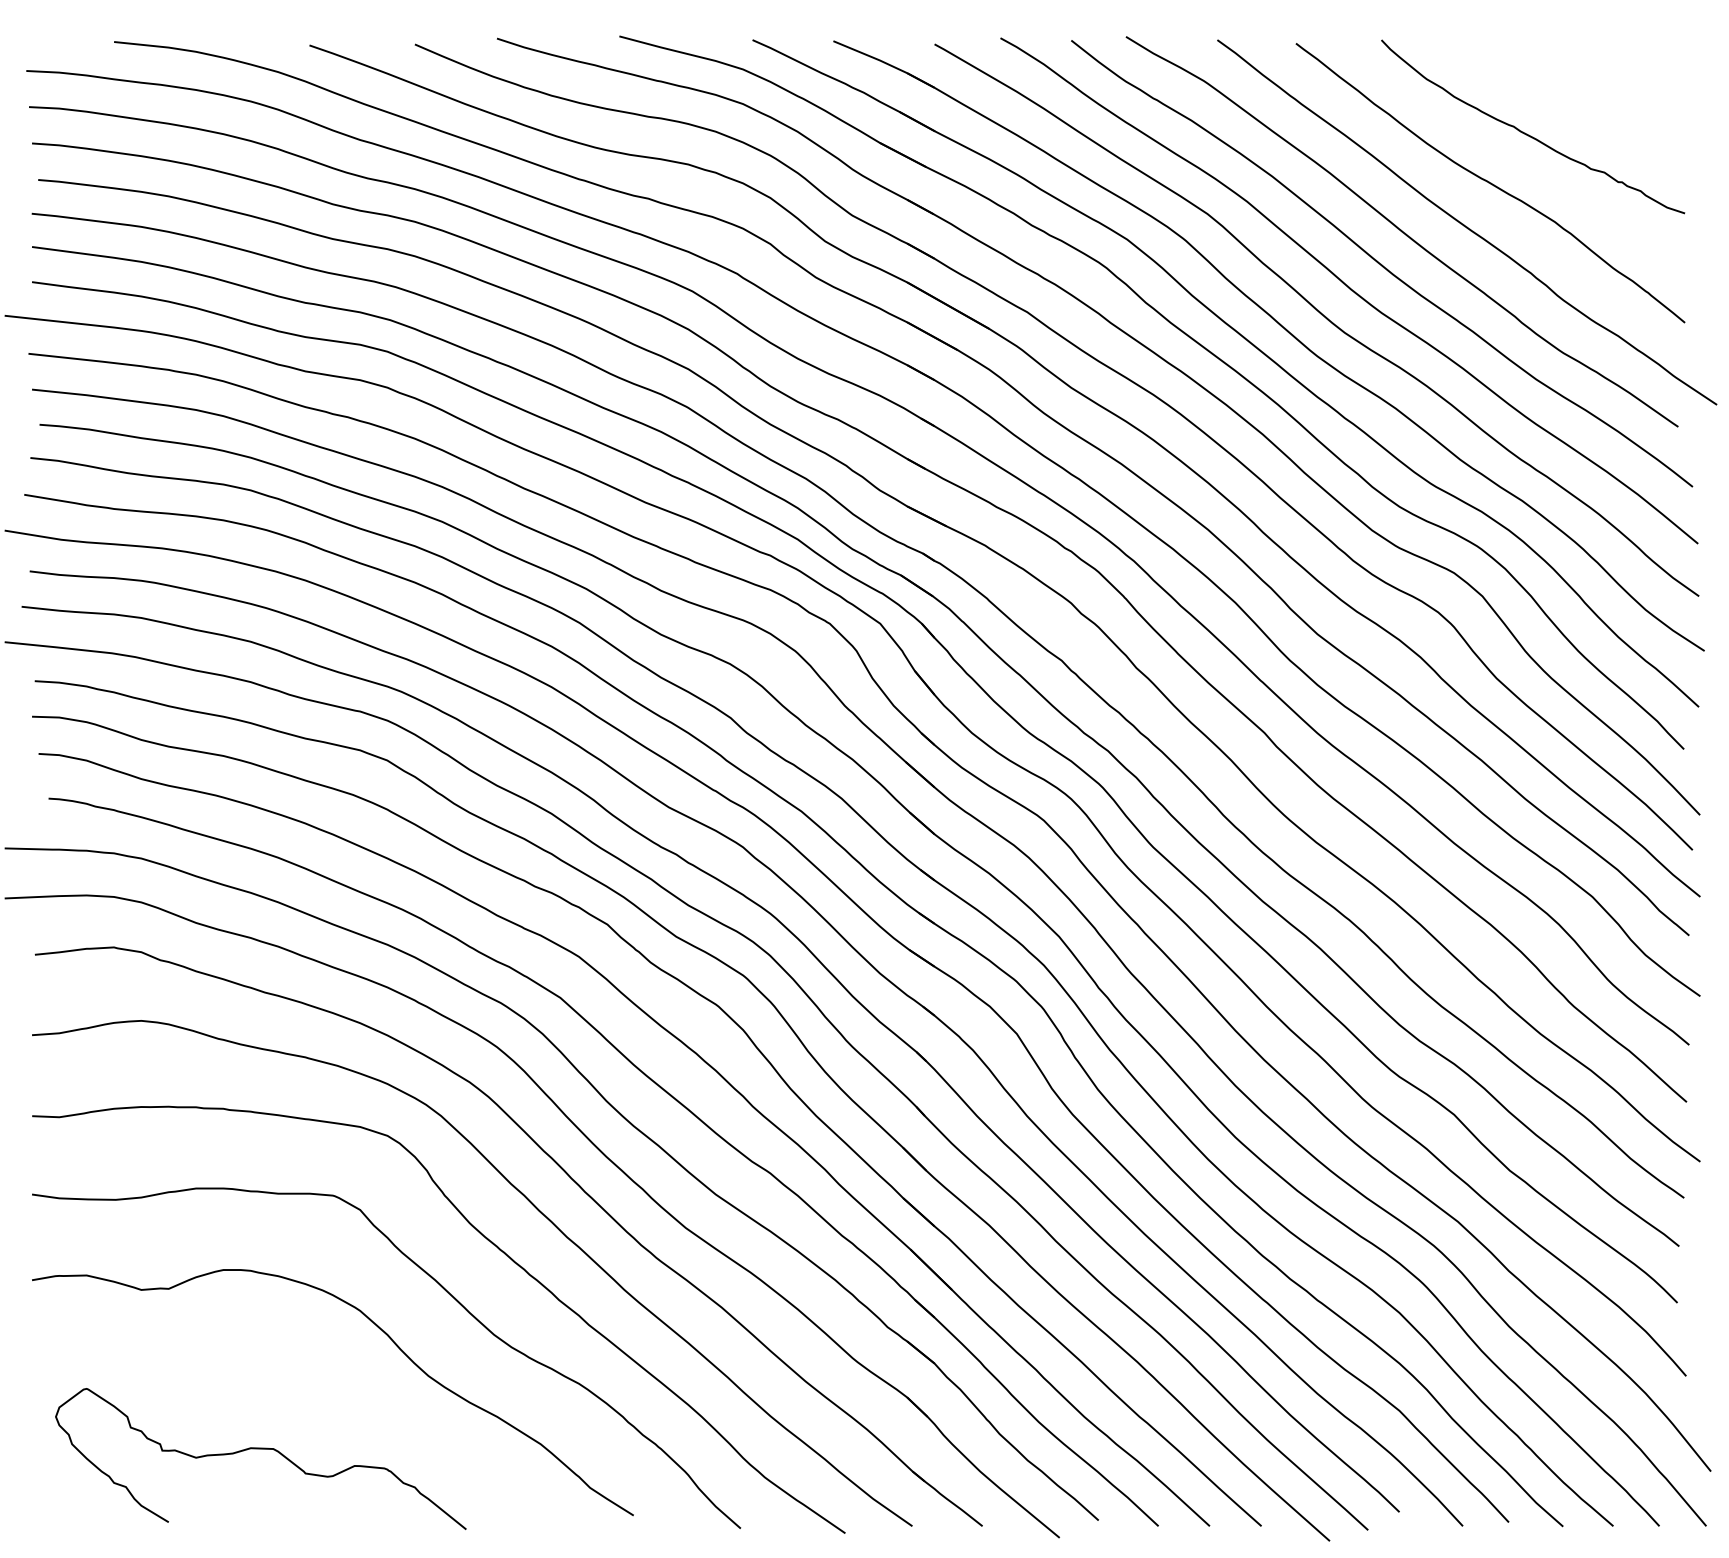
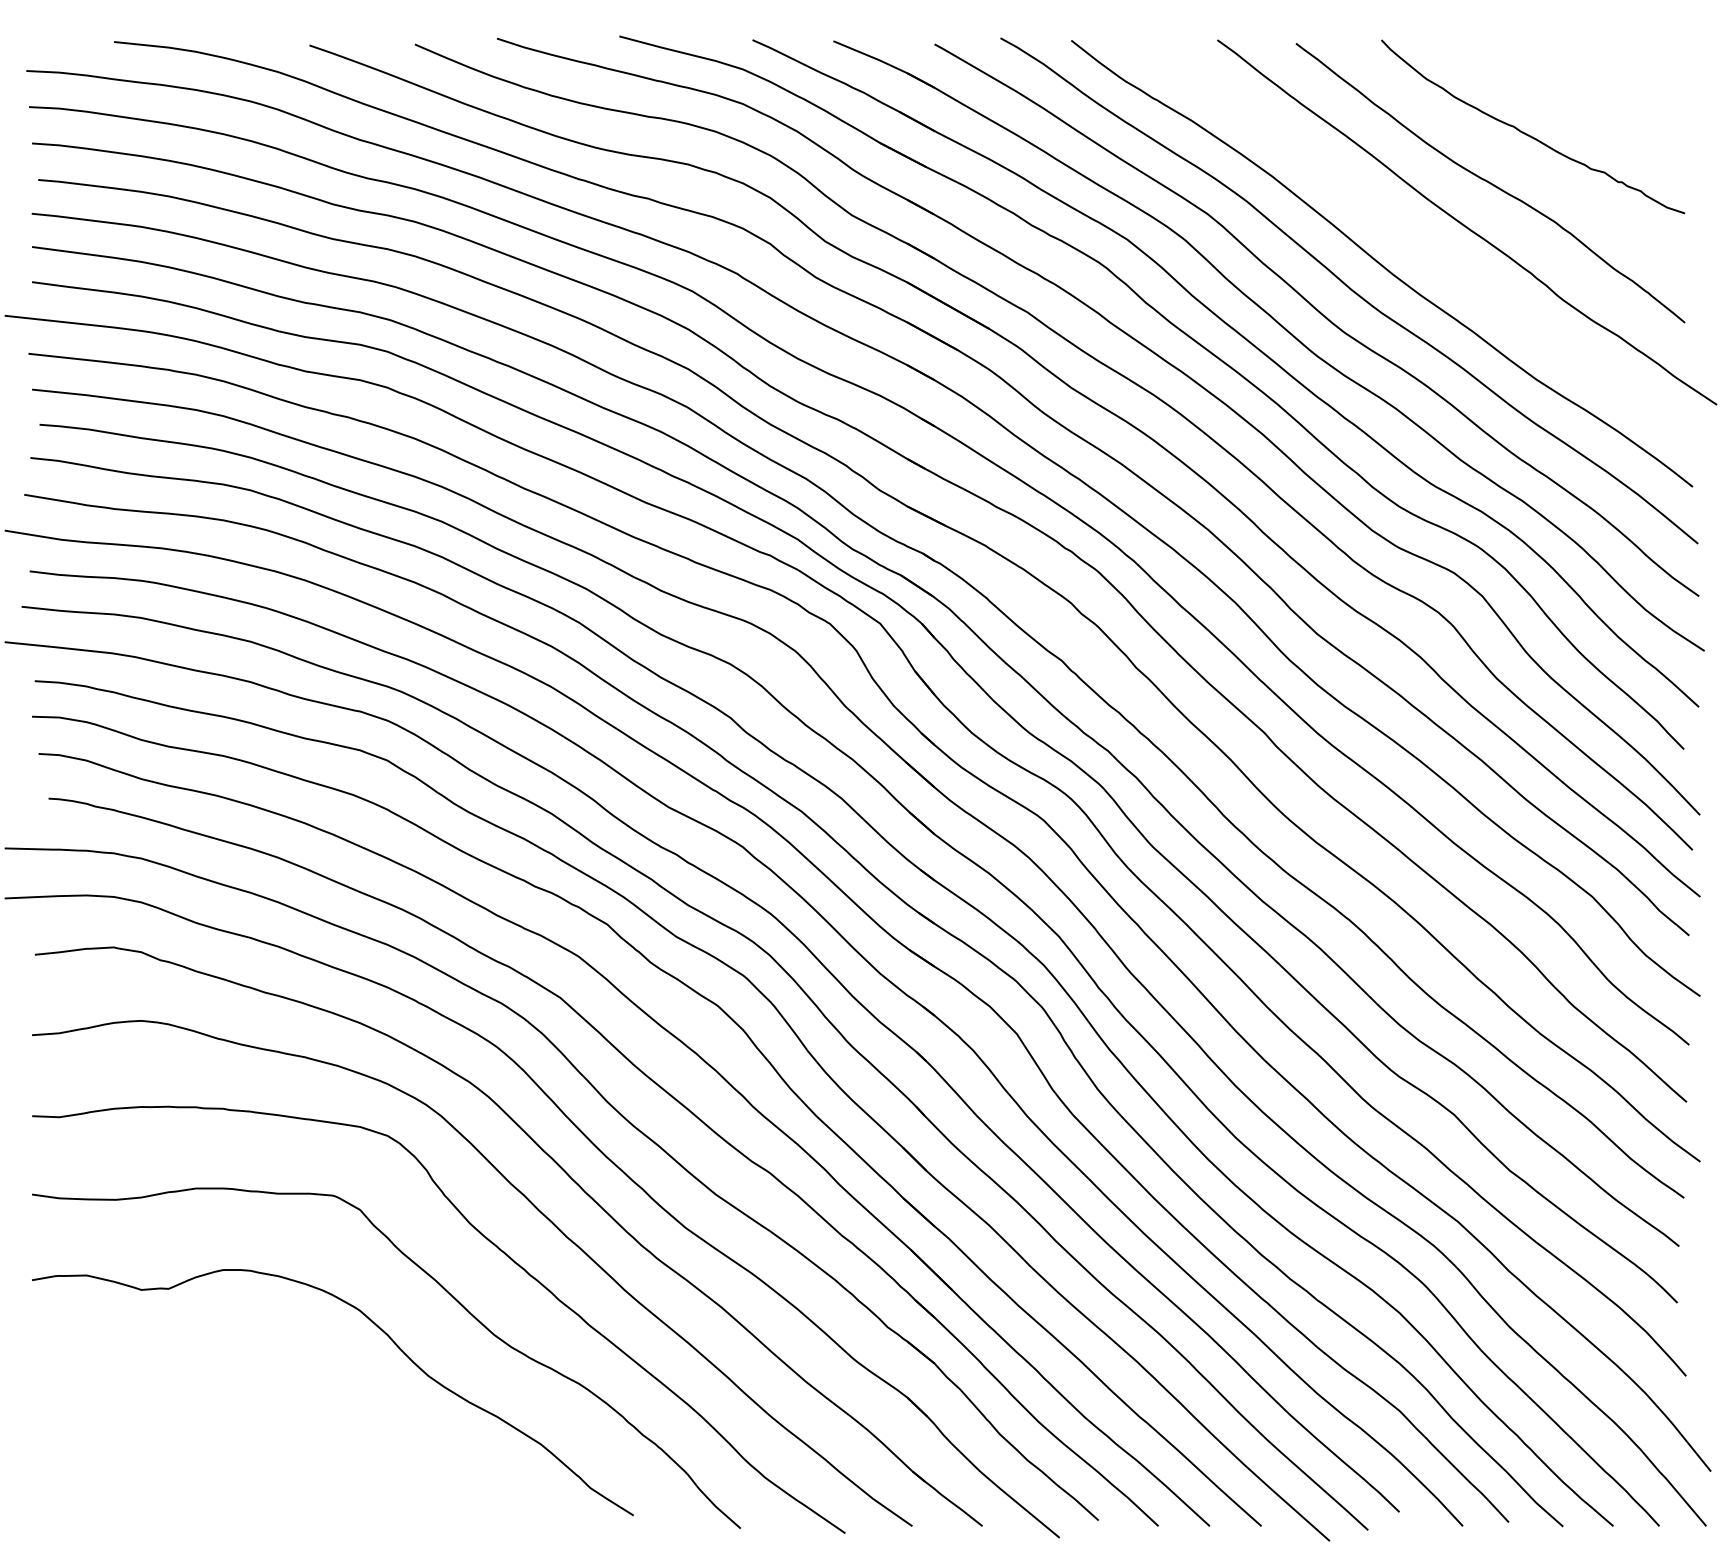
curve: present -> none (1401, 231)
curve: present -> none (260, 1449)
